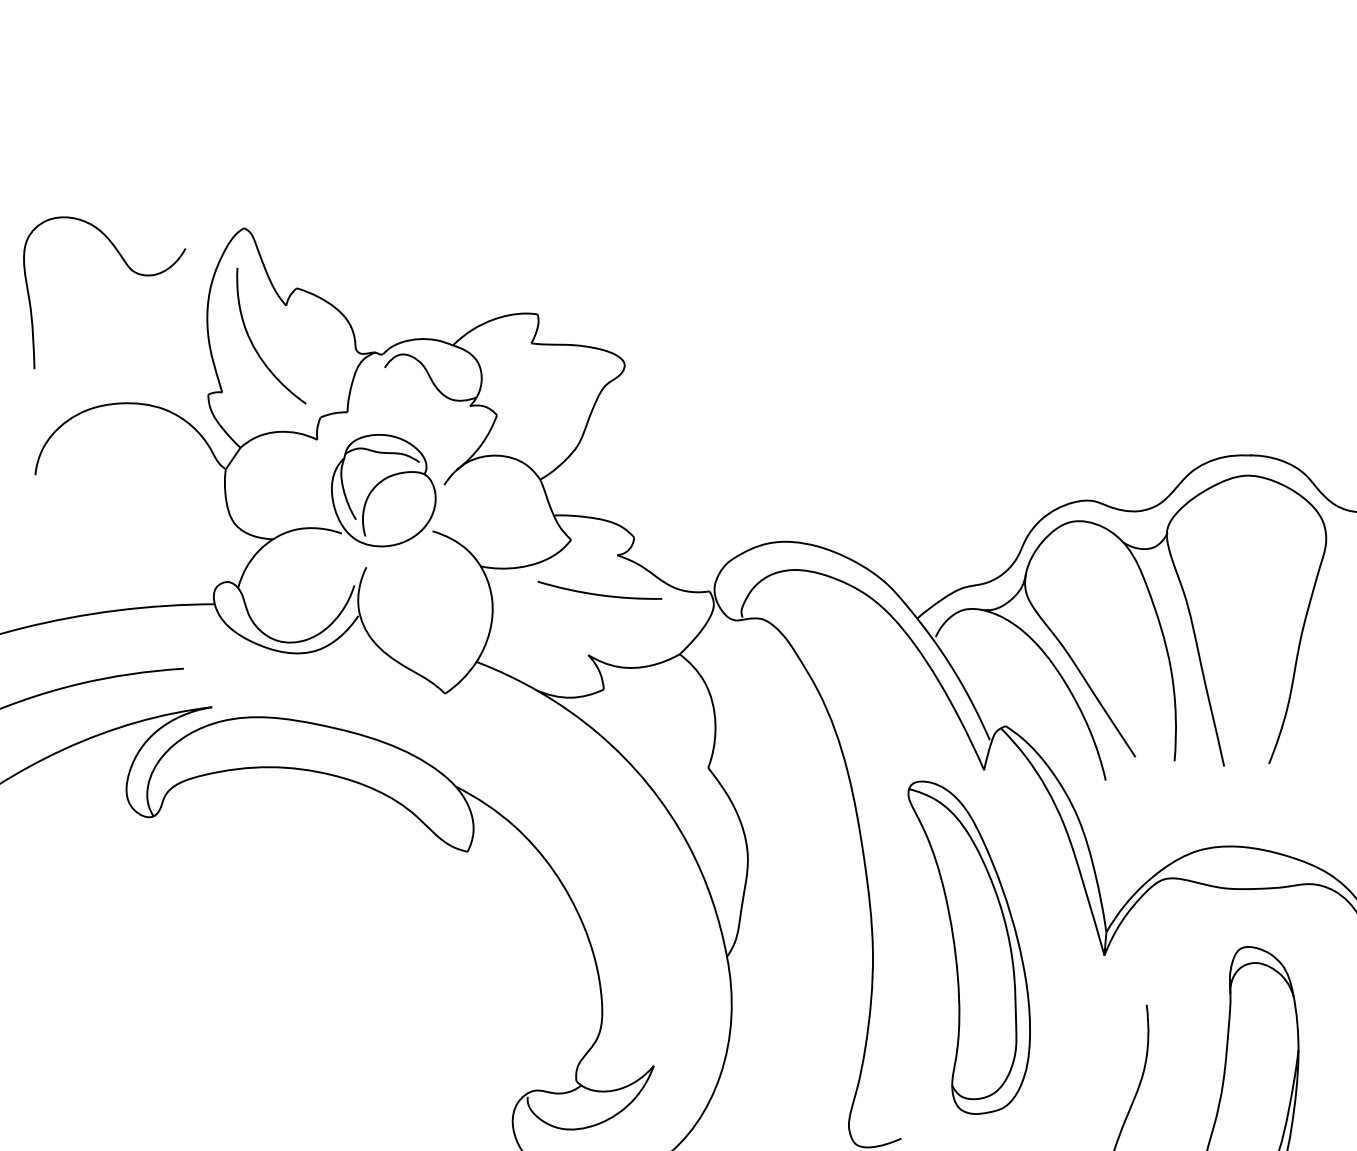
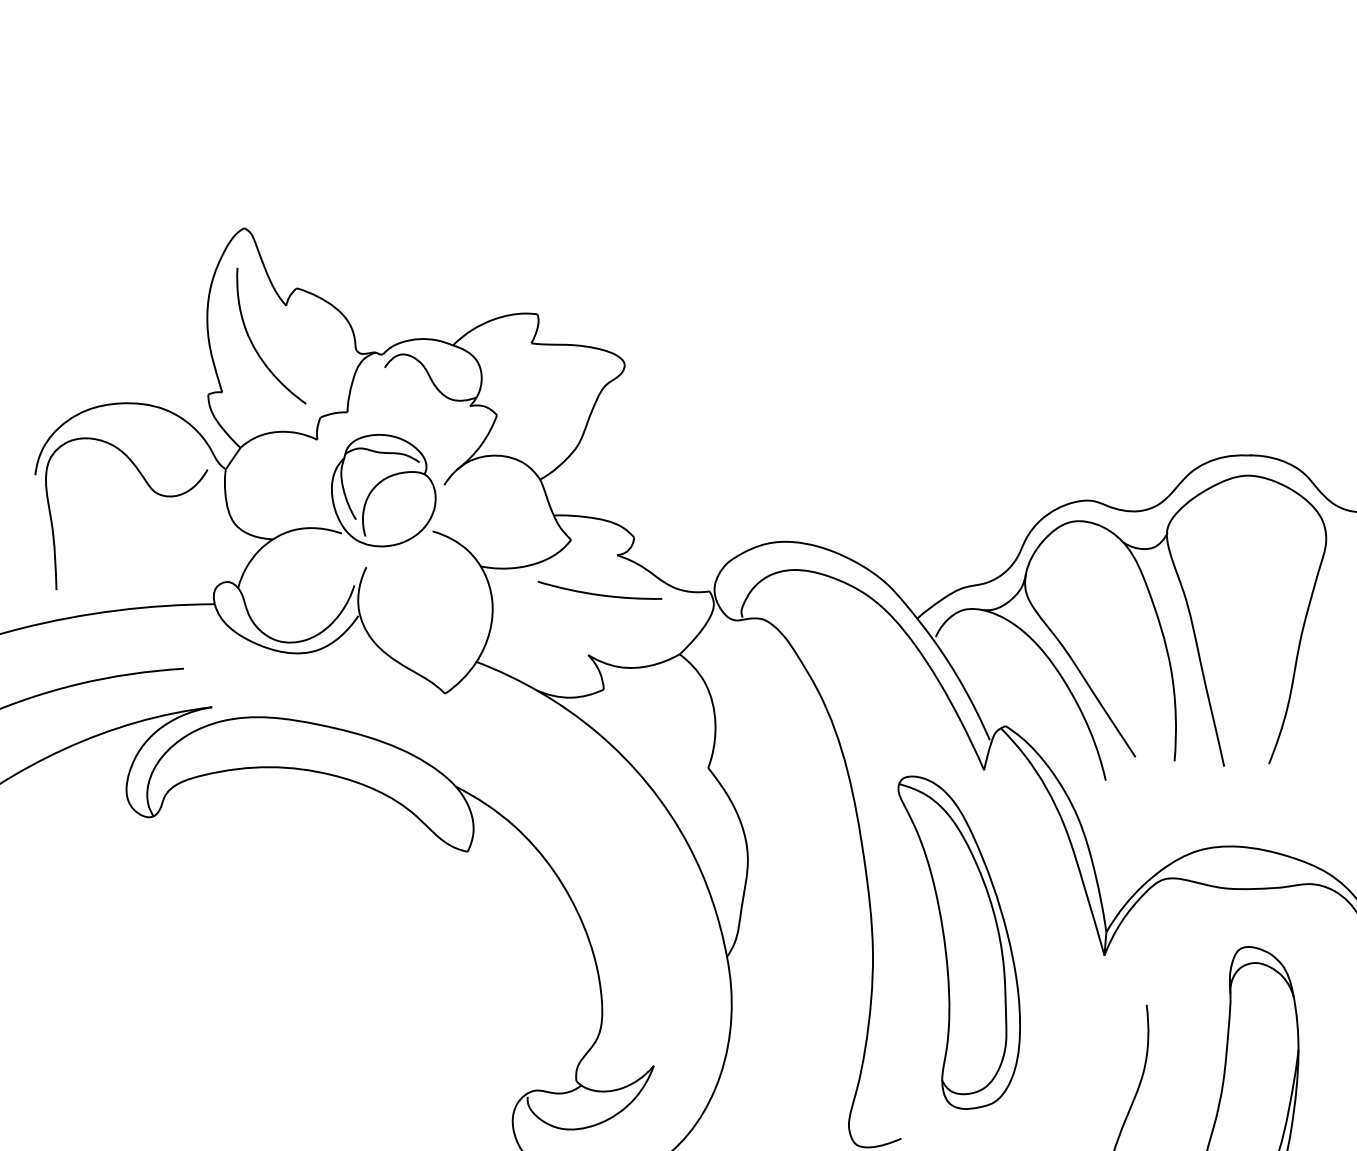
curve position: (128, 268) -> (150, 489) (150, 489)
part position: (968, 947) -> (958, 942) (958, 942)
